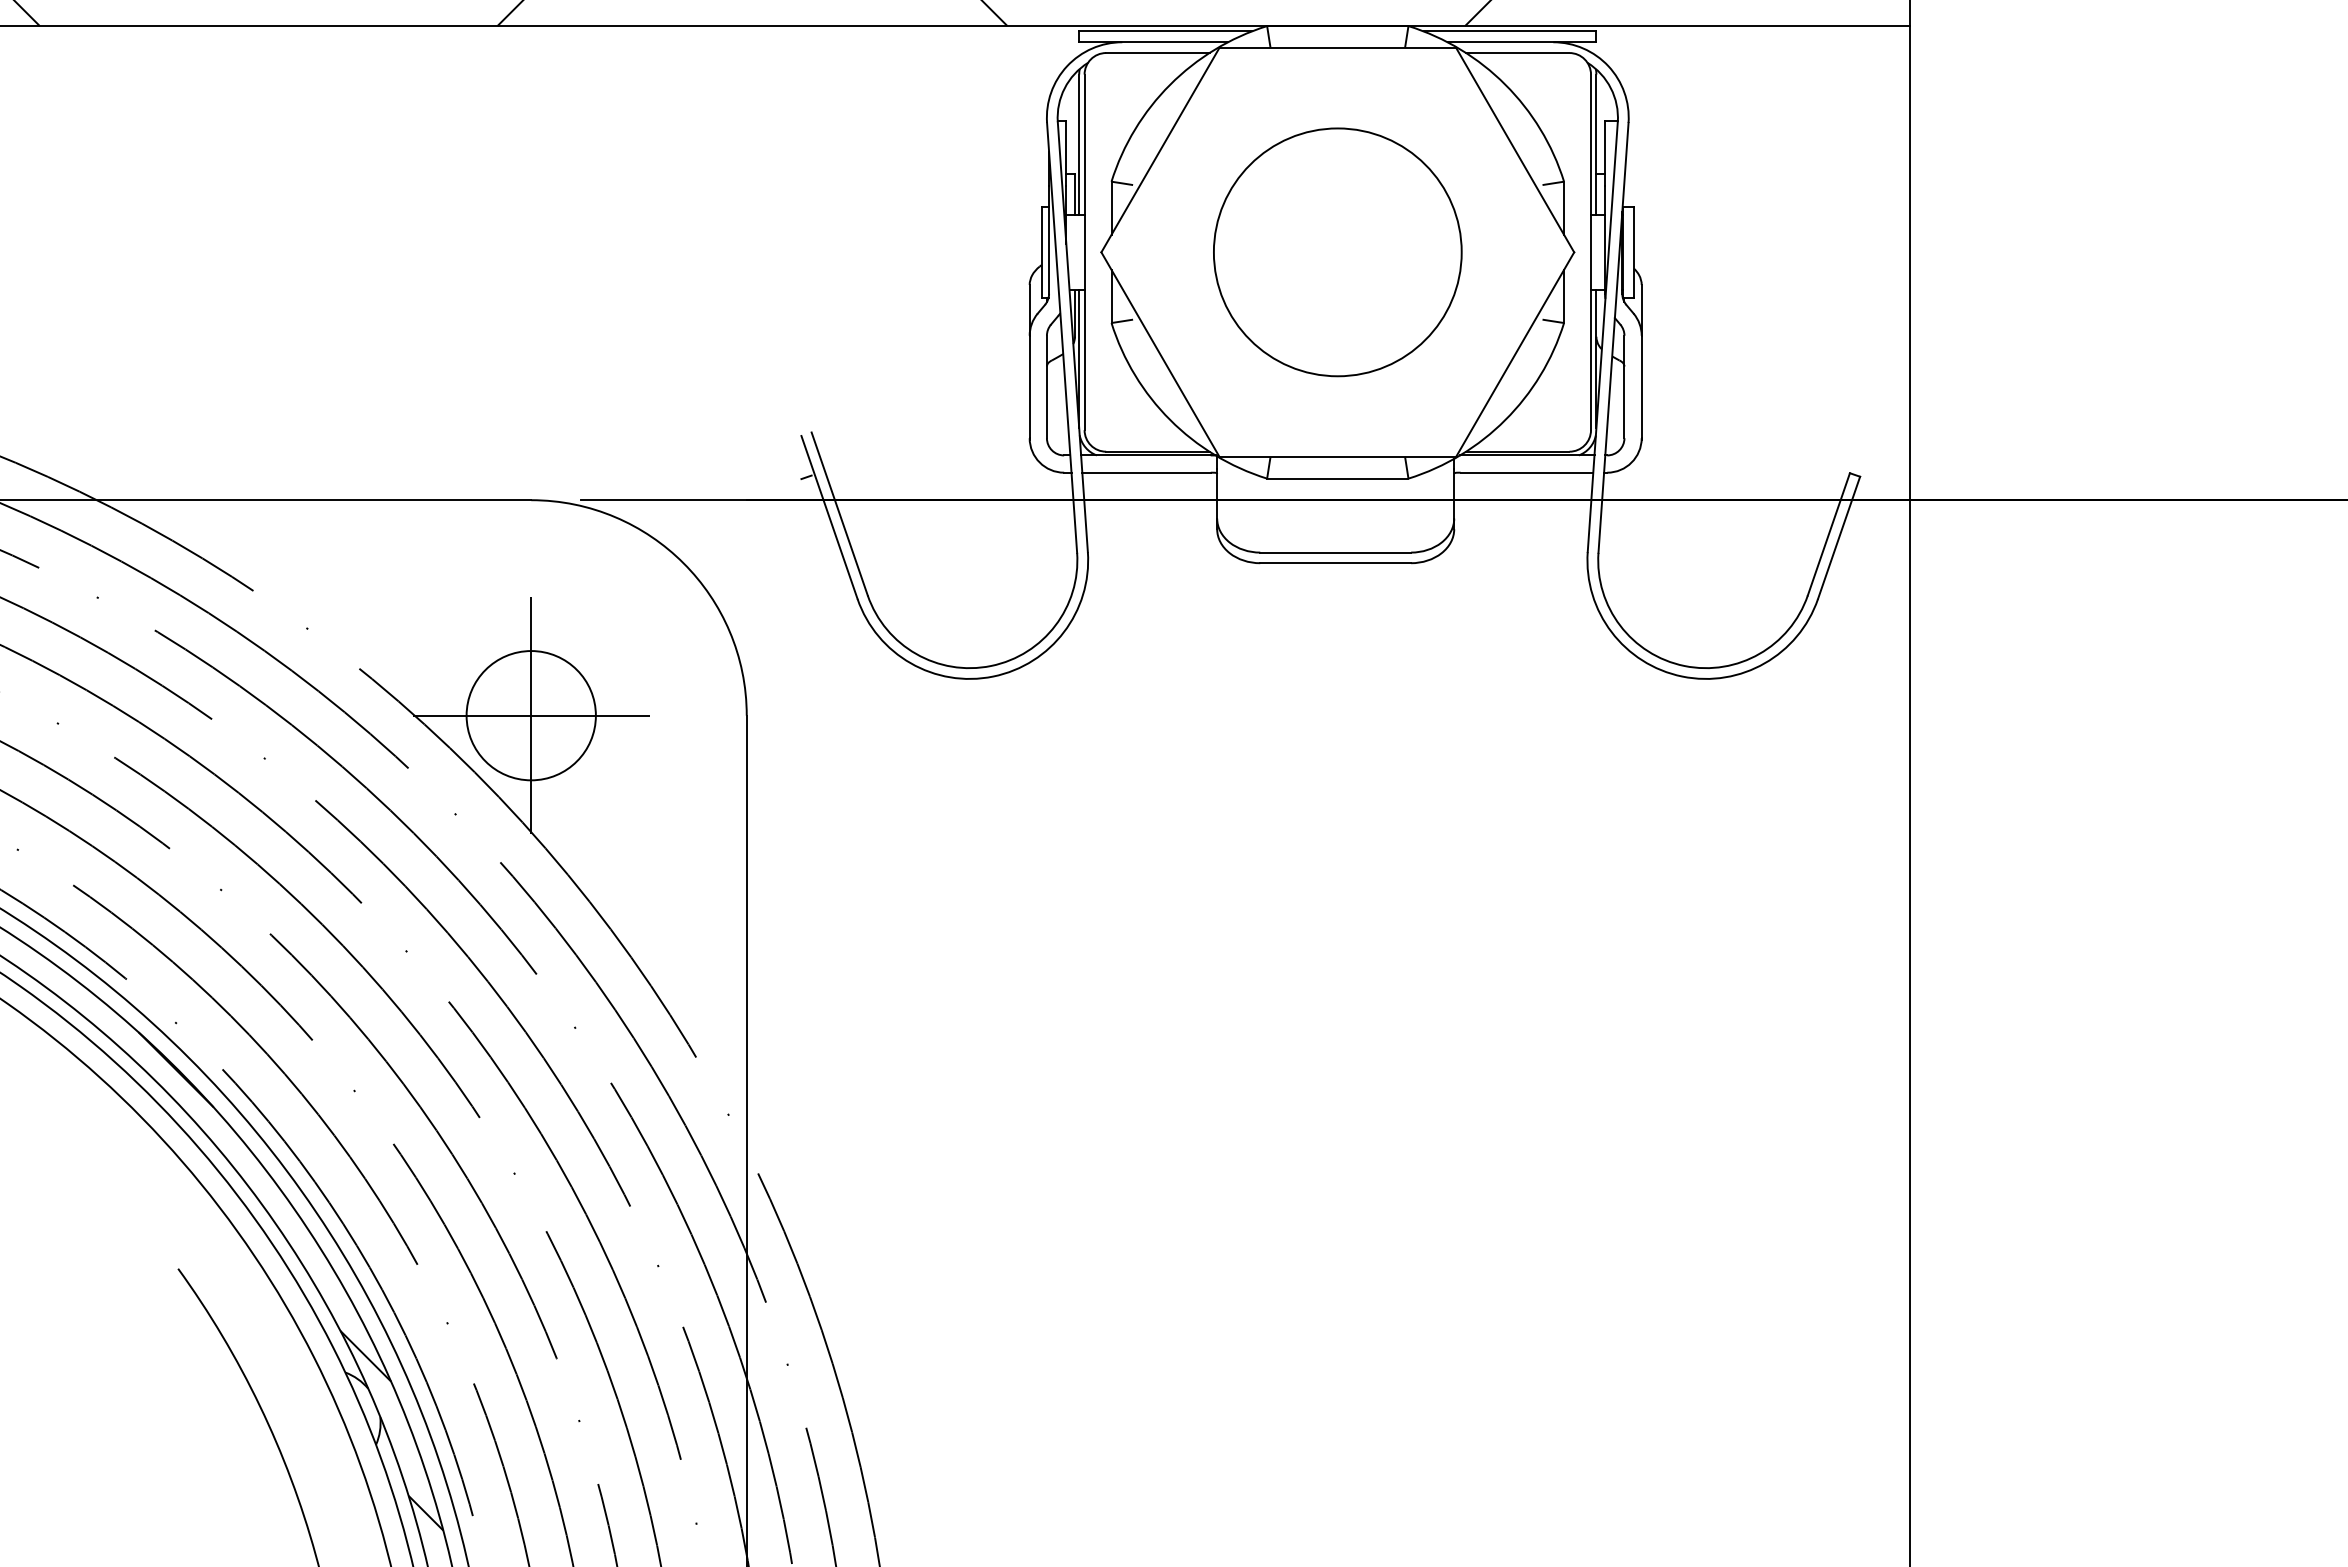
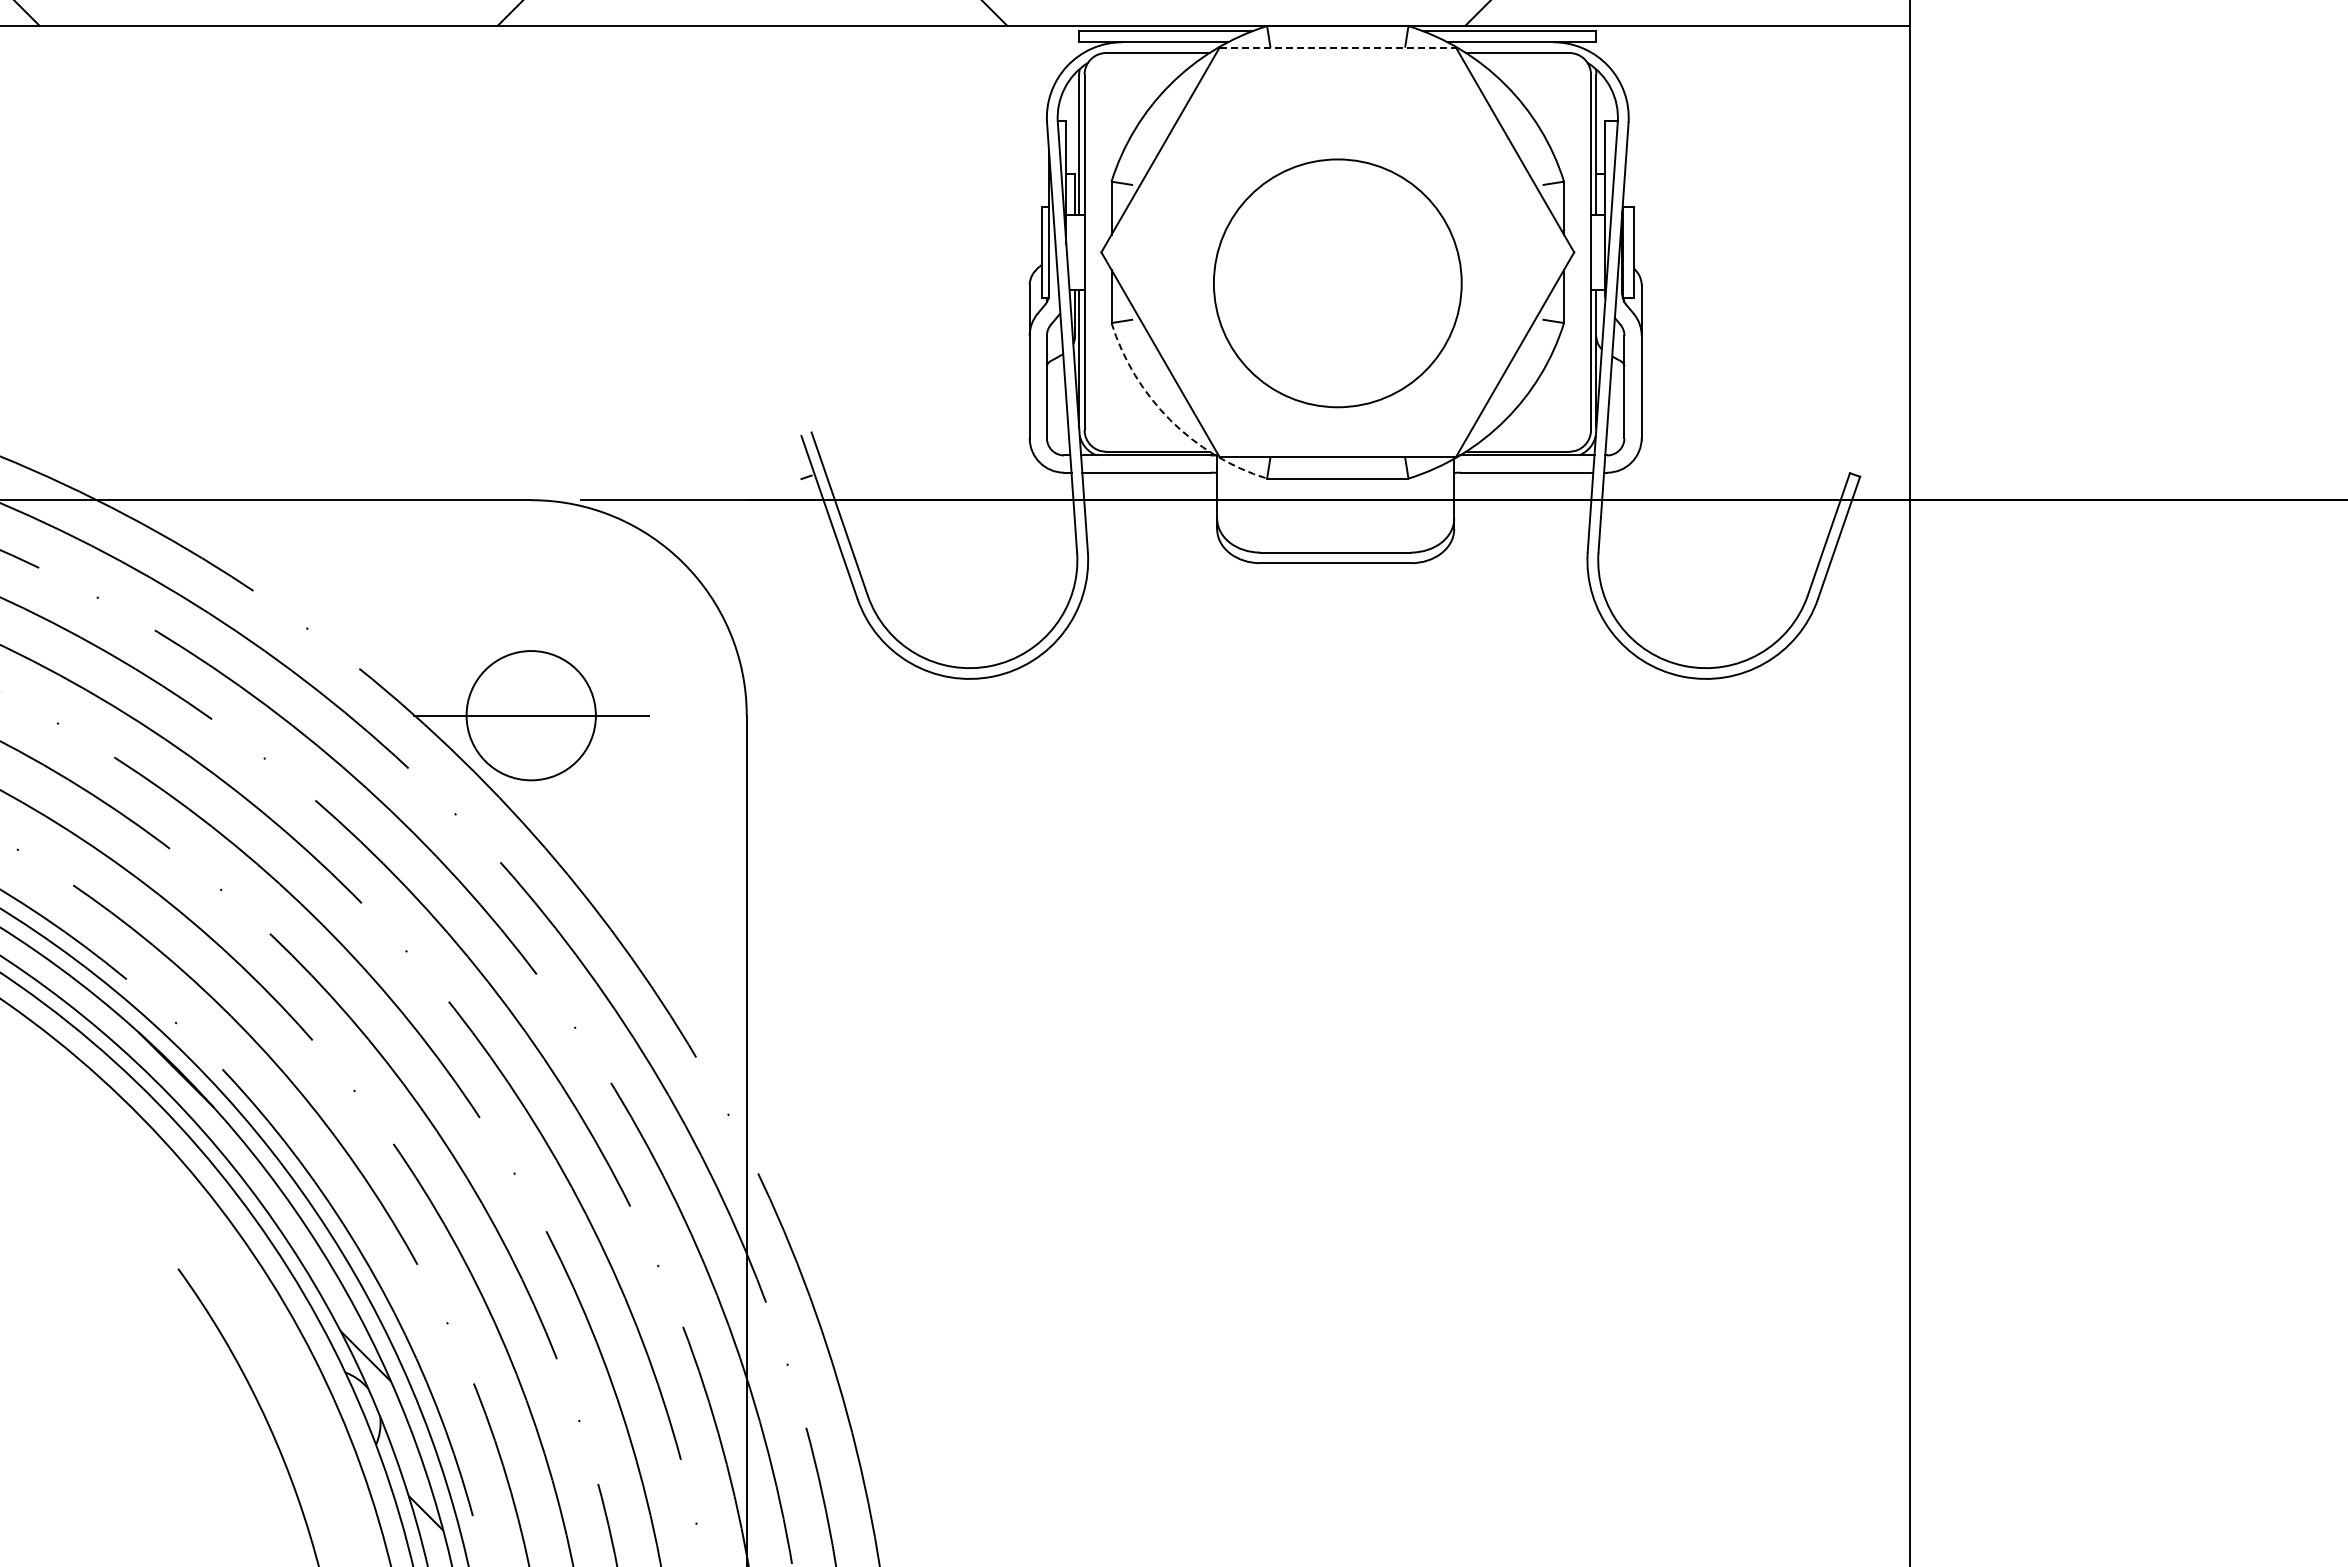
line: solid -> dashed (1338, 47)
circle position: (1337, 252) -> (1337, 283) (1337, 283)
arc: solid -> dashed (1170, 419)
line: present -> none (531, 715)
